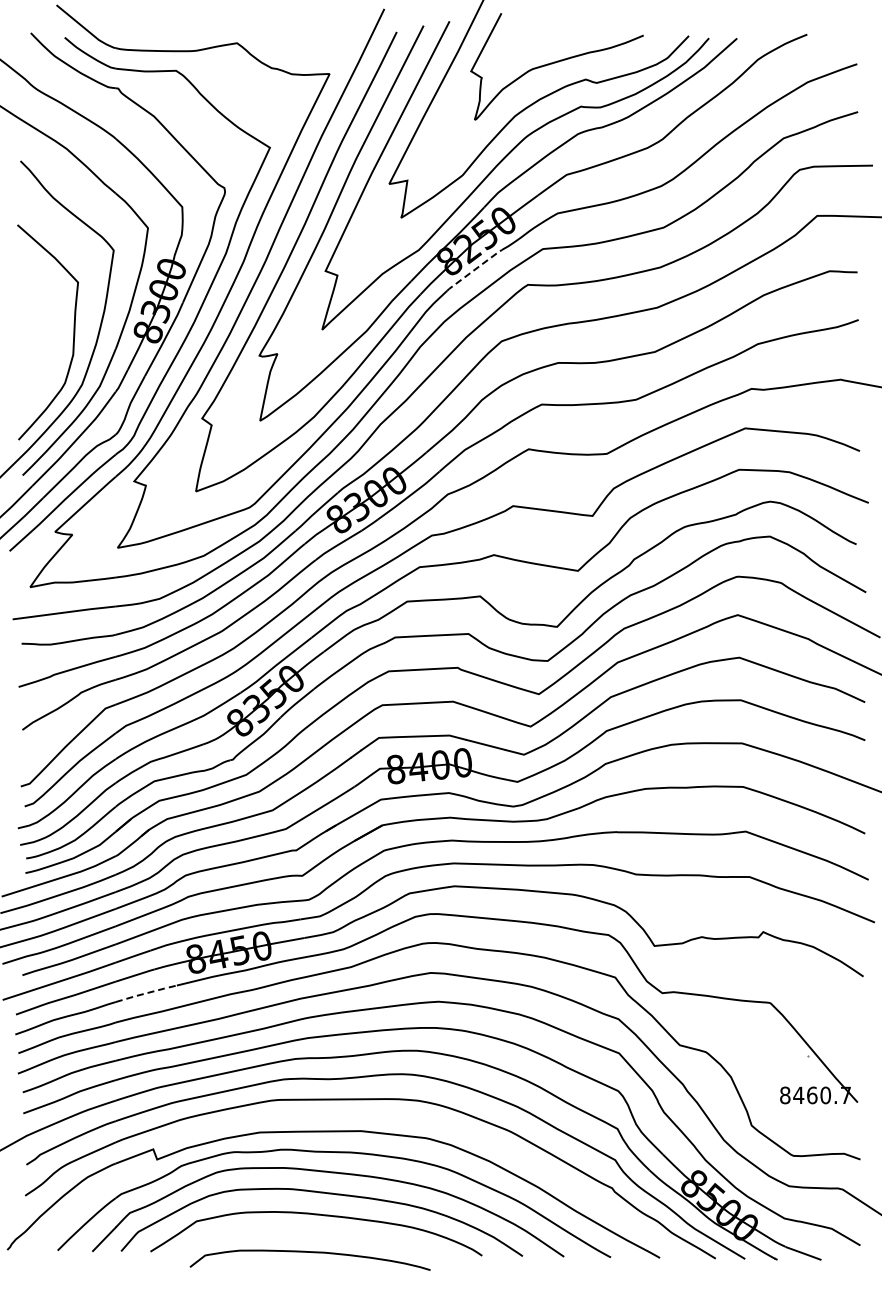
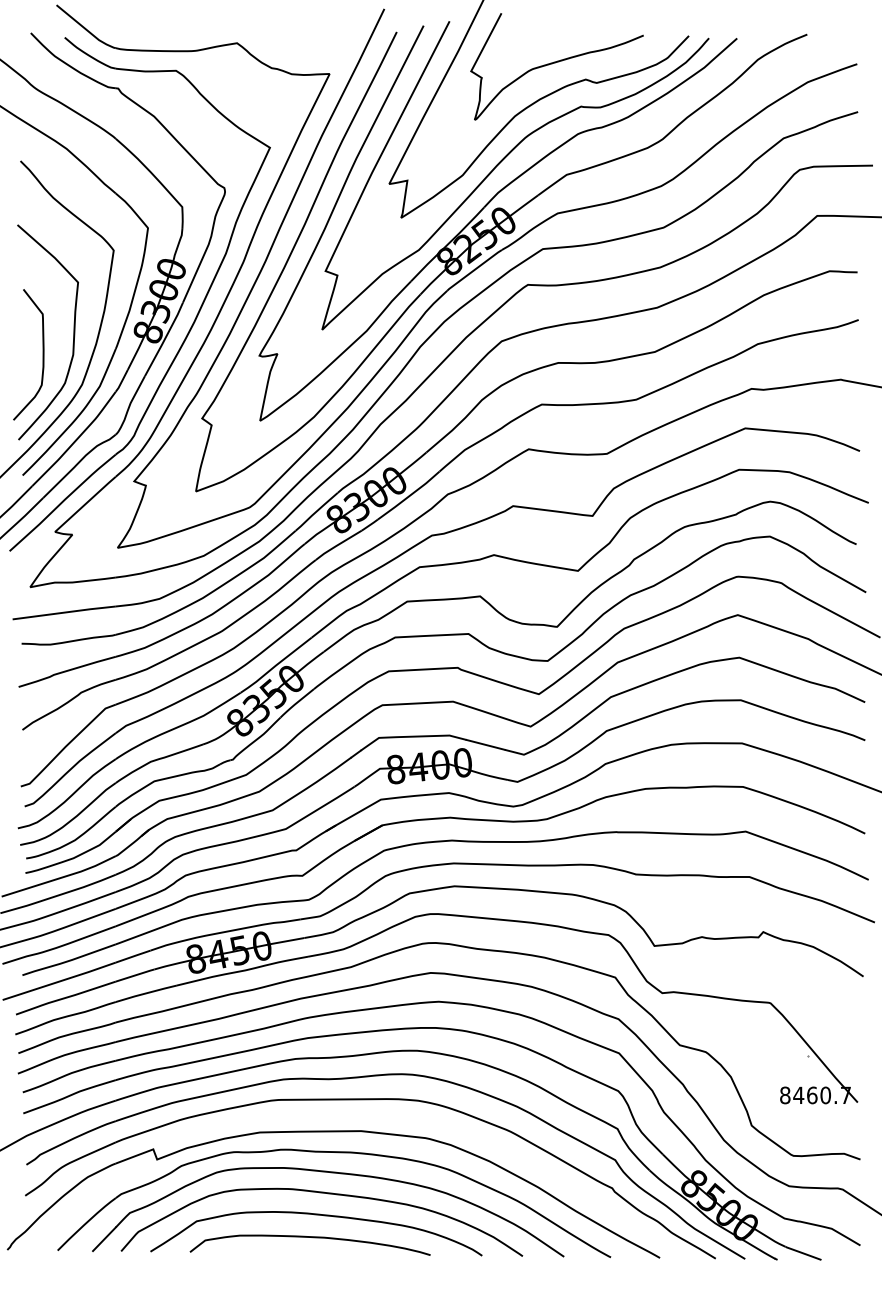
line: dashed -> solid (474, 269)
curve: none -> present (42, 354)
line: dashed -> solid (146, 993)
curve position: (309, 1252) -> (309, 1237) (309, 1237)
